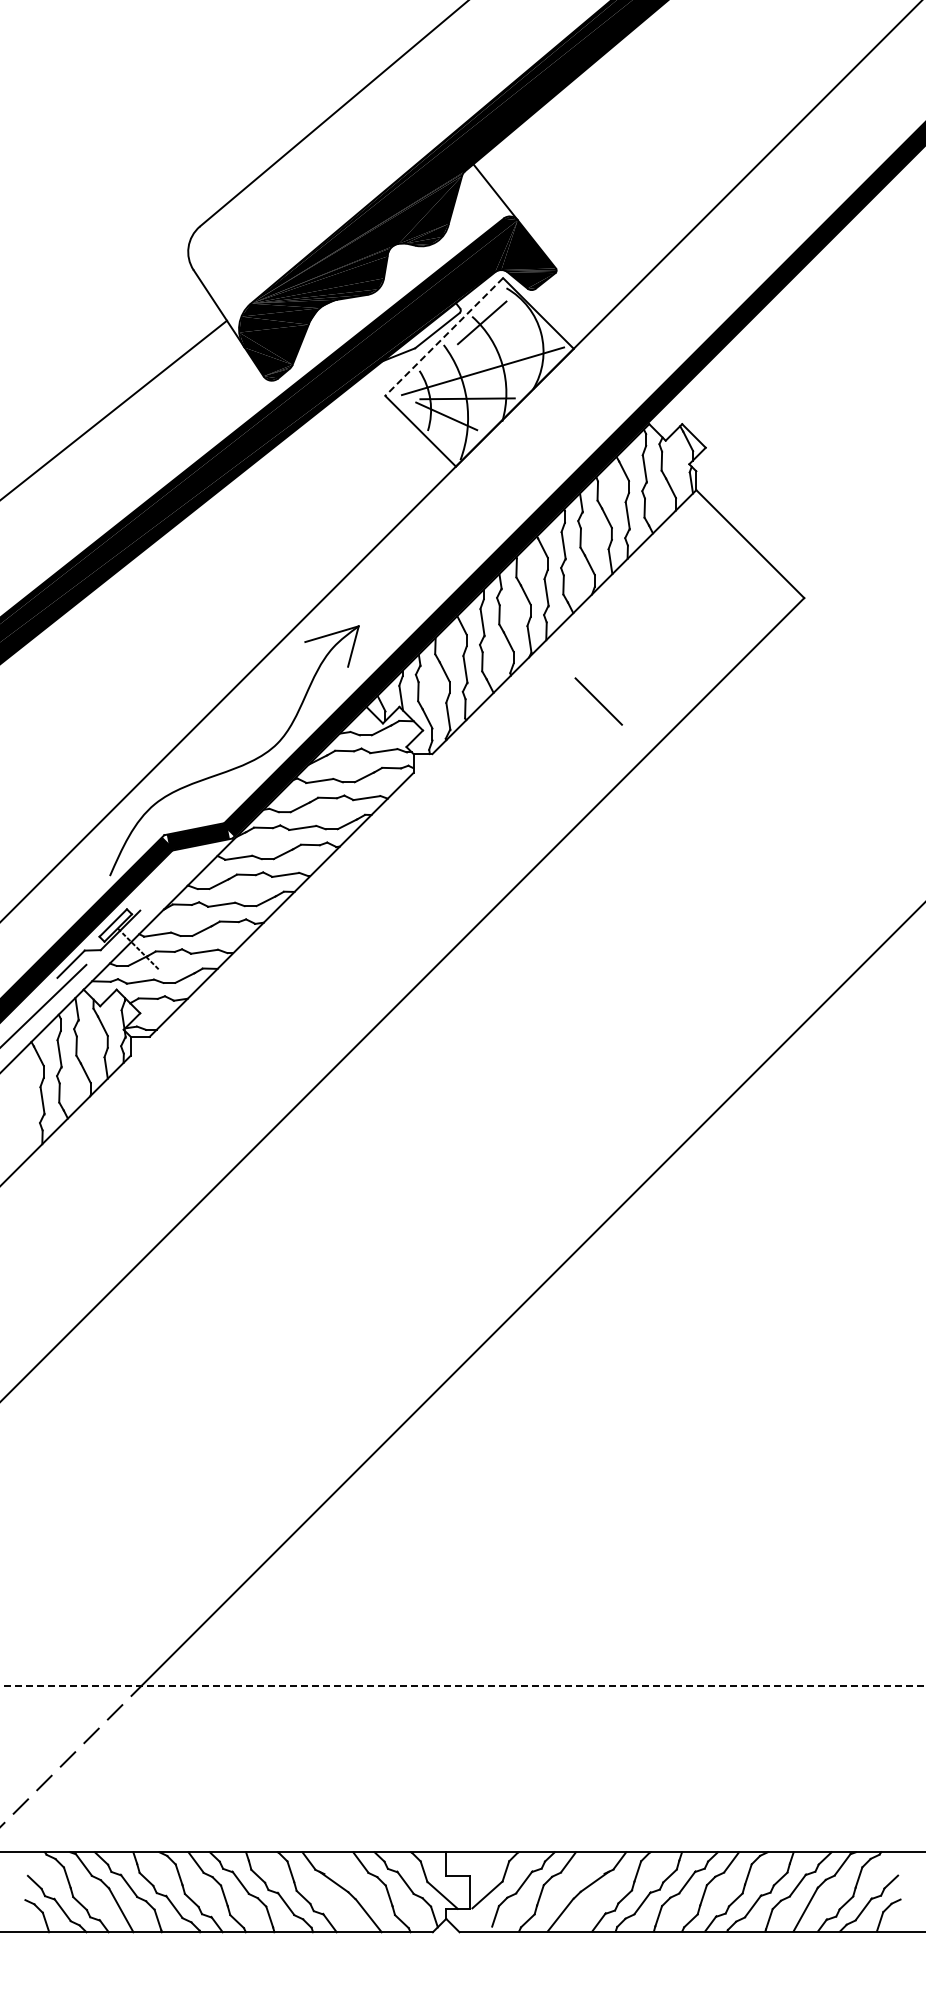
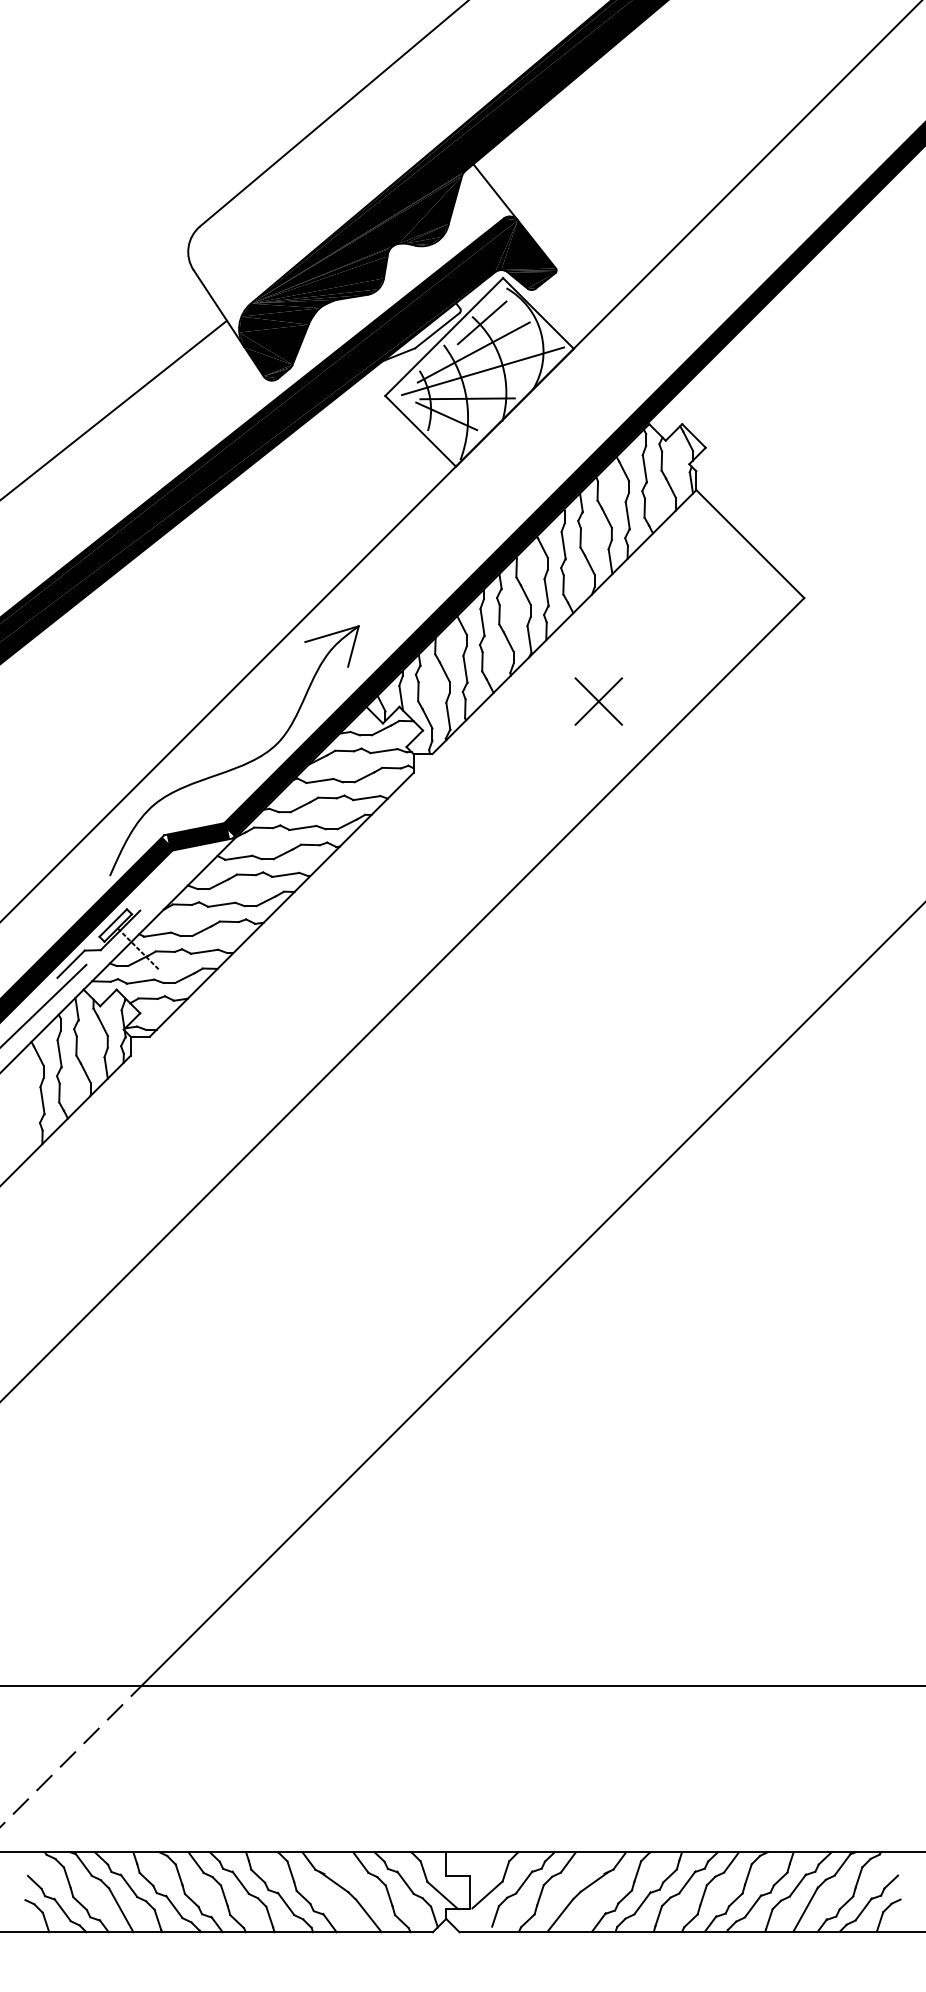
line: dashed -> solid (443, 337)
line: none -> present (473, 352)
line: none -> present (598, 701)
line: dashed -> solid (463, 1685)
